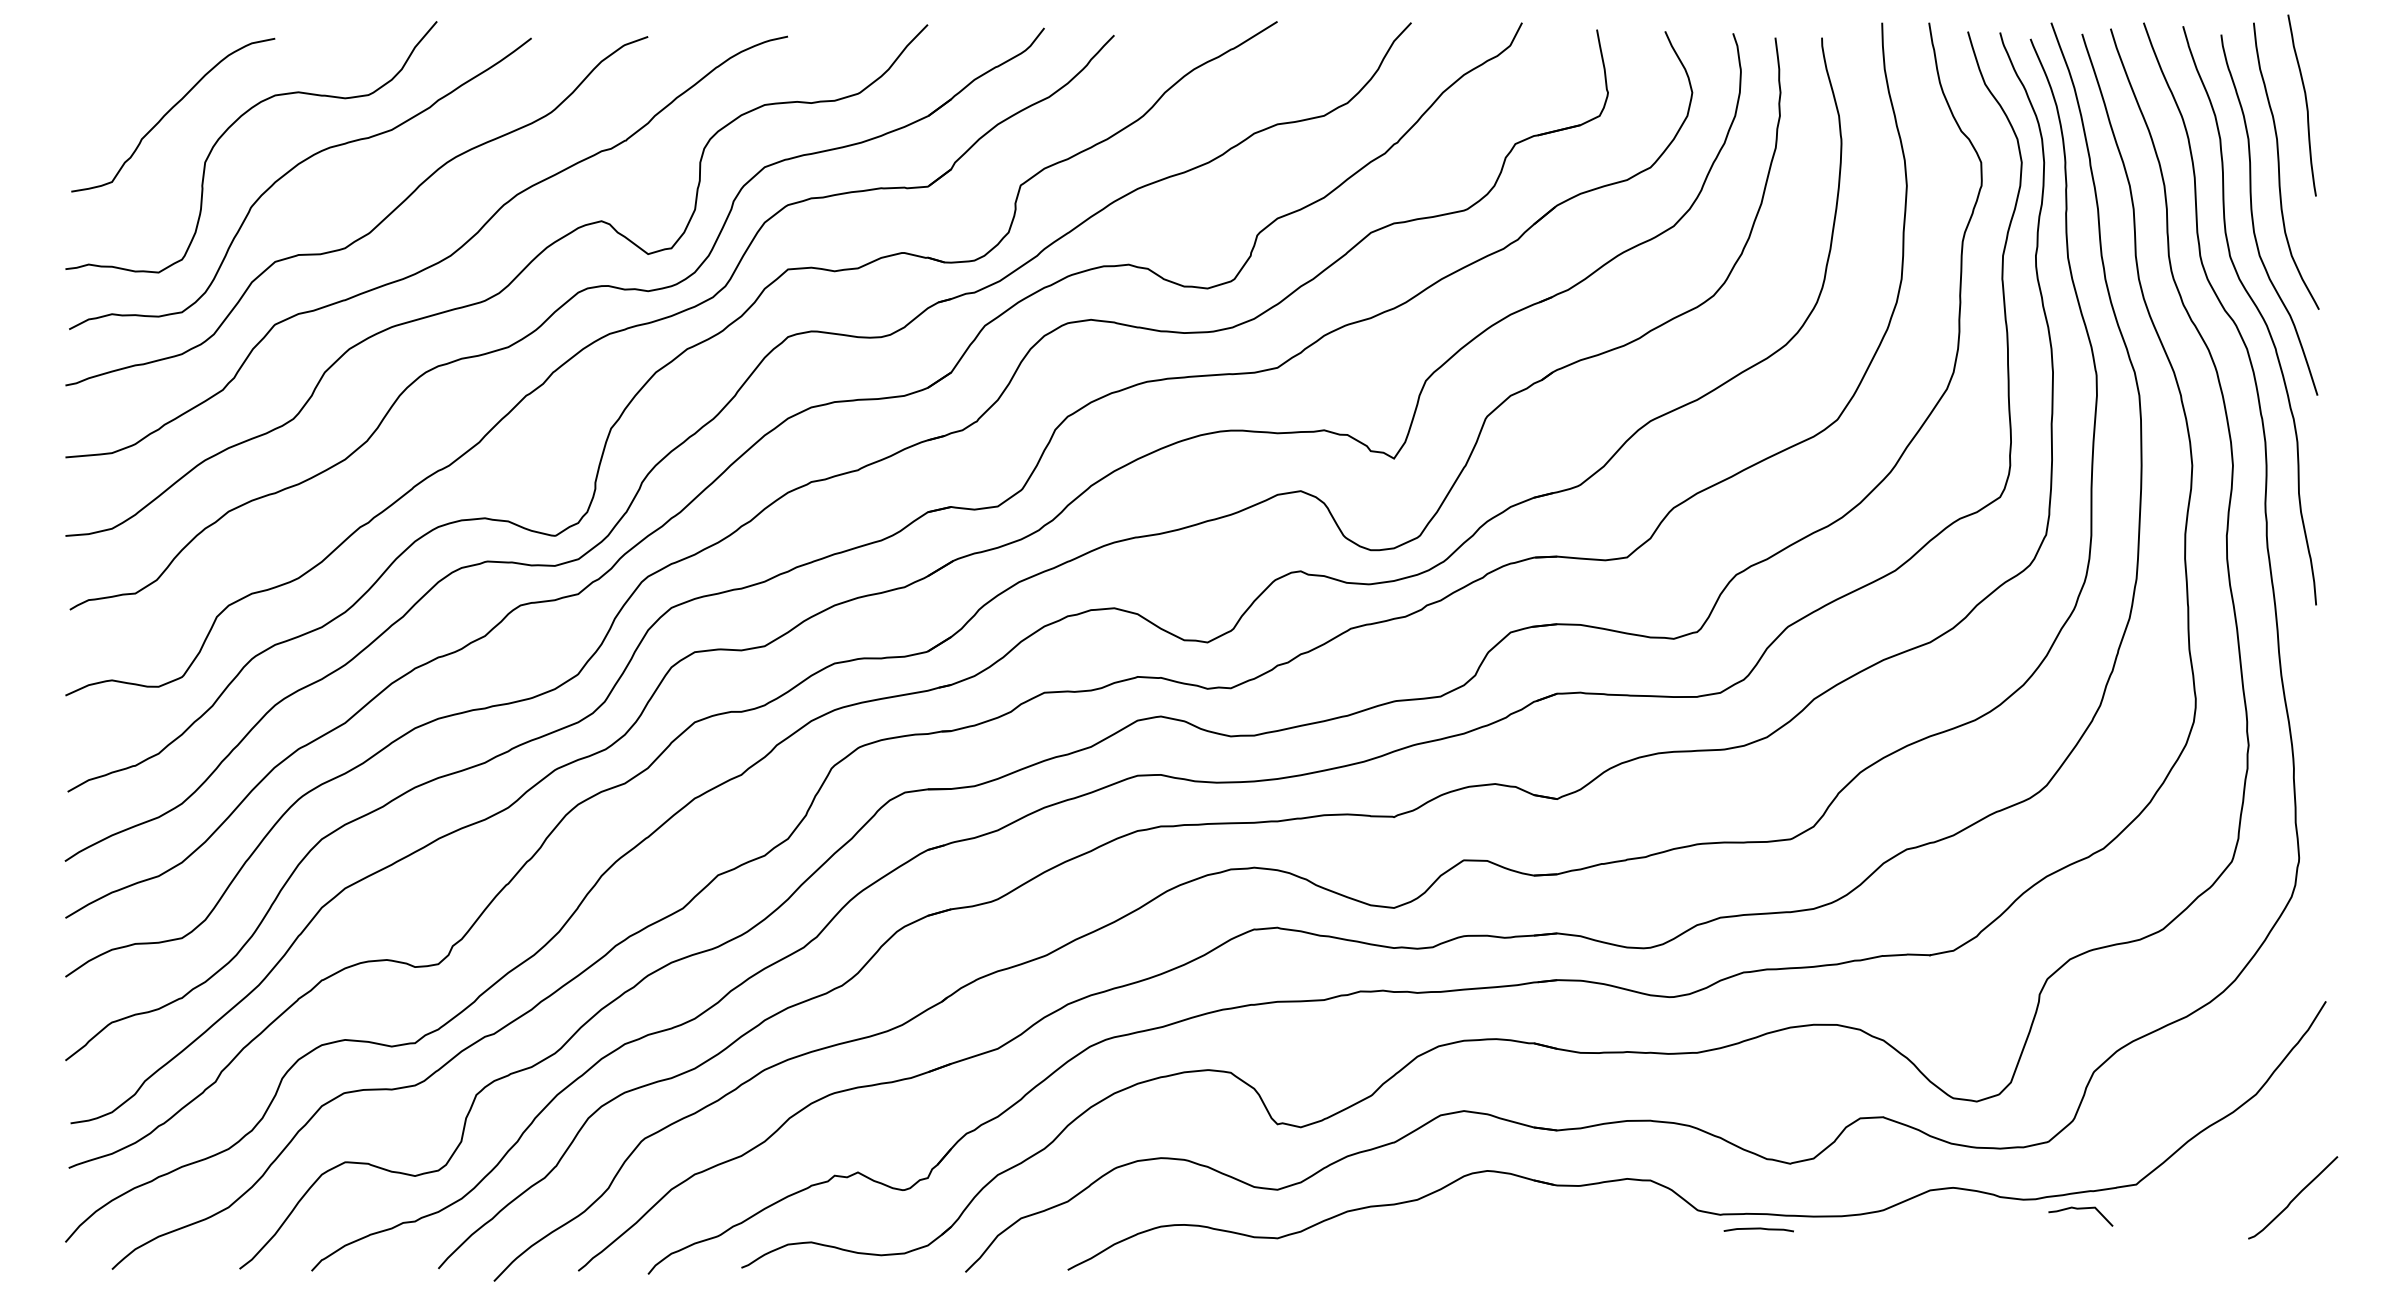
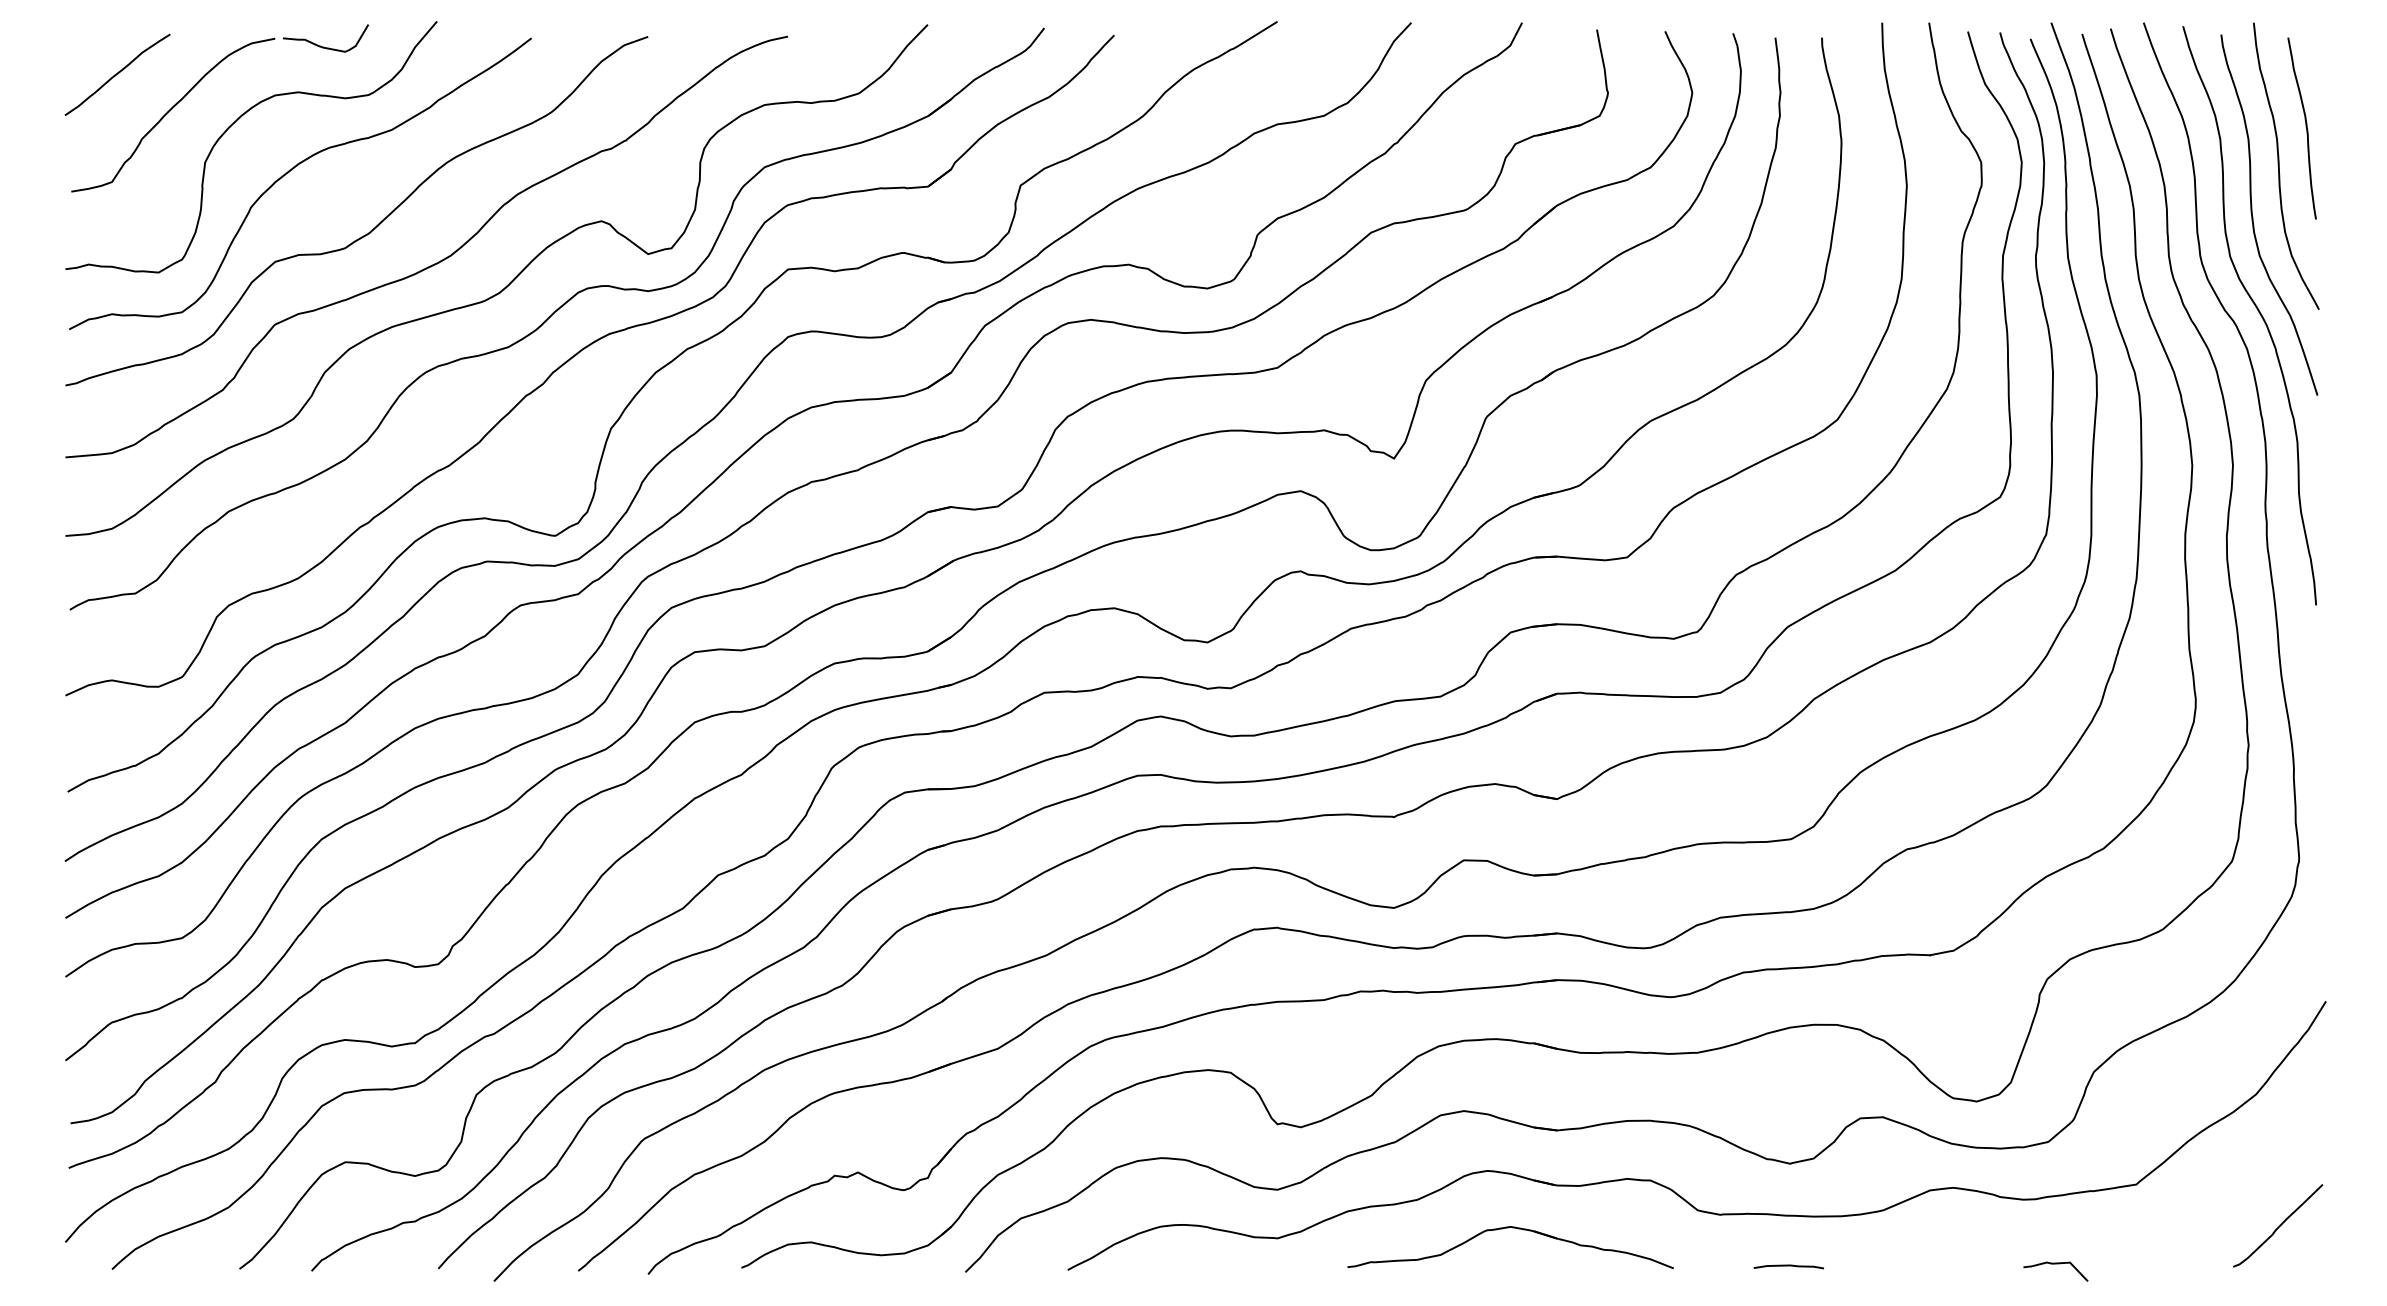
curve: none -> present (324, 46)
curve: none -> present (117, 74)
curve position: (2305, 104) -> (2305, 127) (2305, 127)
curve position: (2294, 1197) -> (2279, 1225) (2279, 1225)
curve position: (2080, 1209) -> (2055, 1264) (2055, 1264)
part: none -> present (1508, 1228)
curve position: (1758, 1229) -> (1788, 1266) (1788, 1266)
